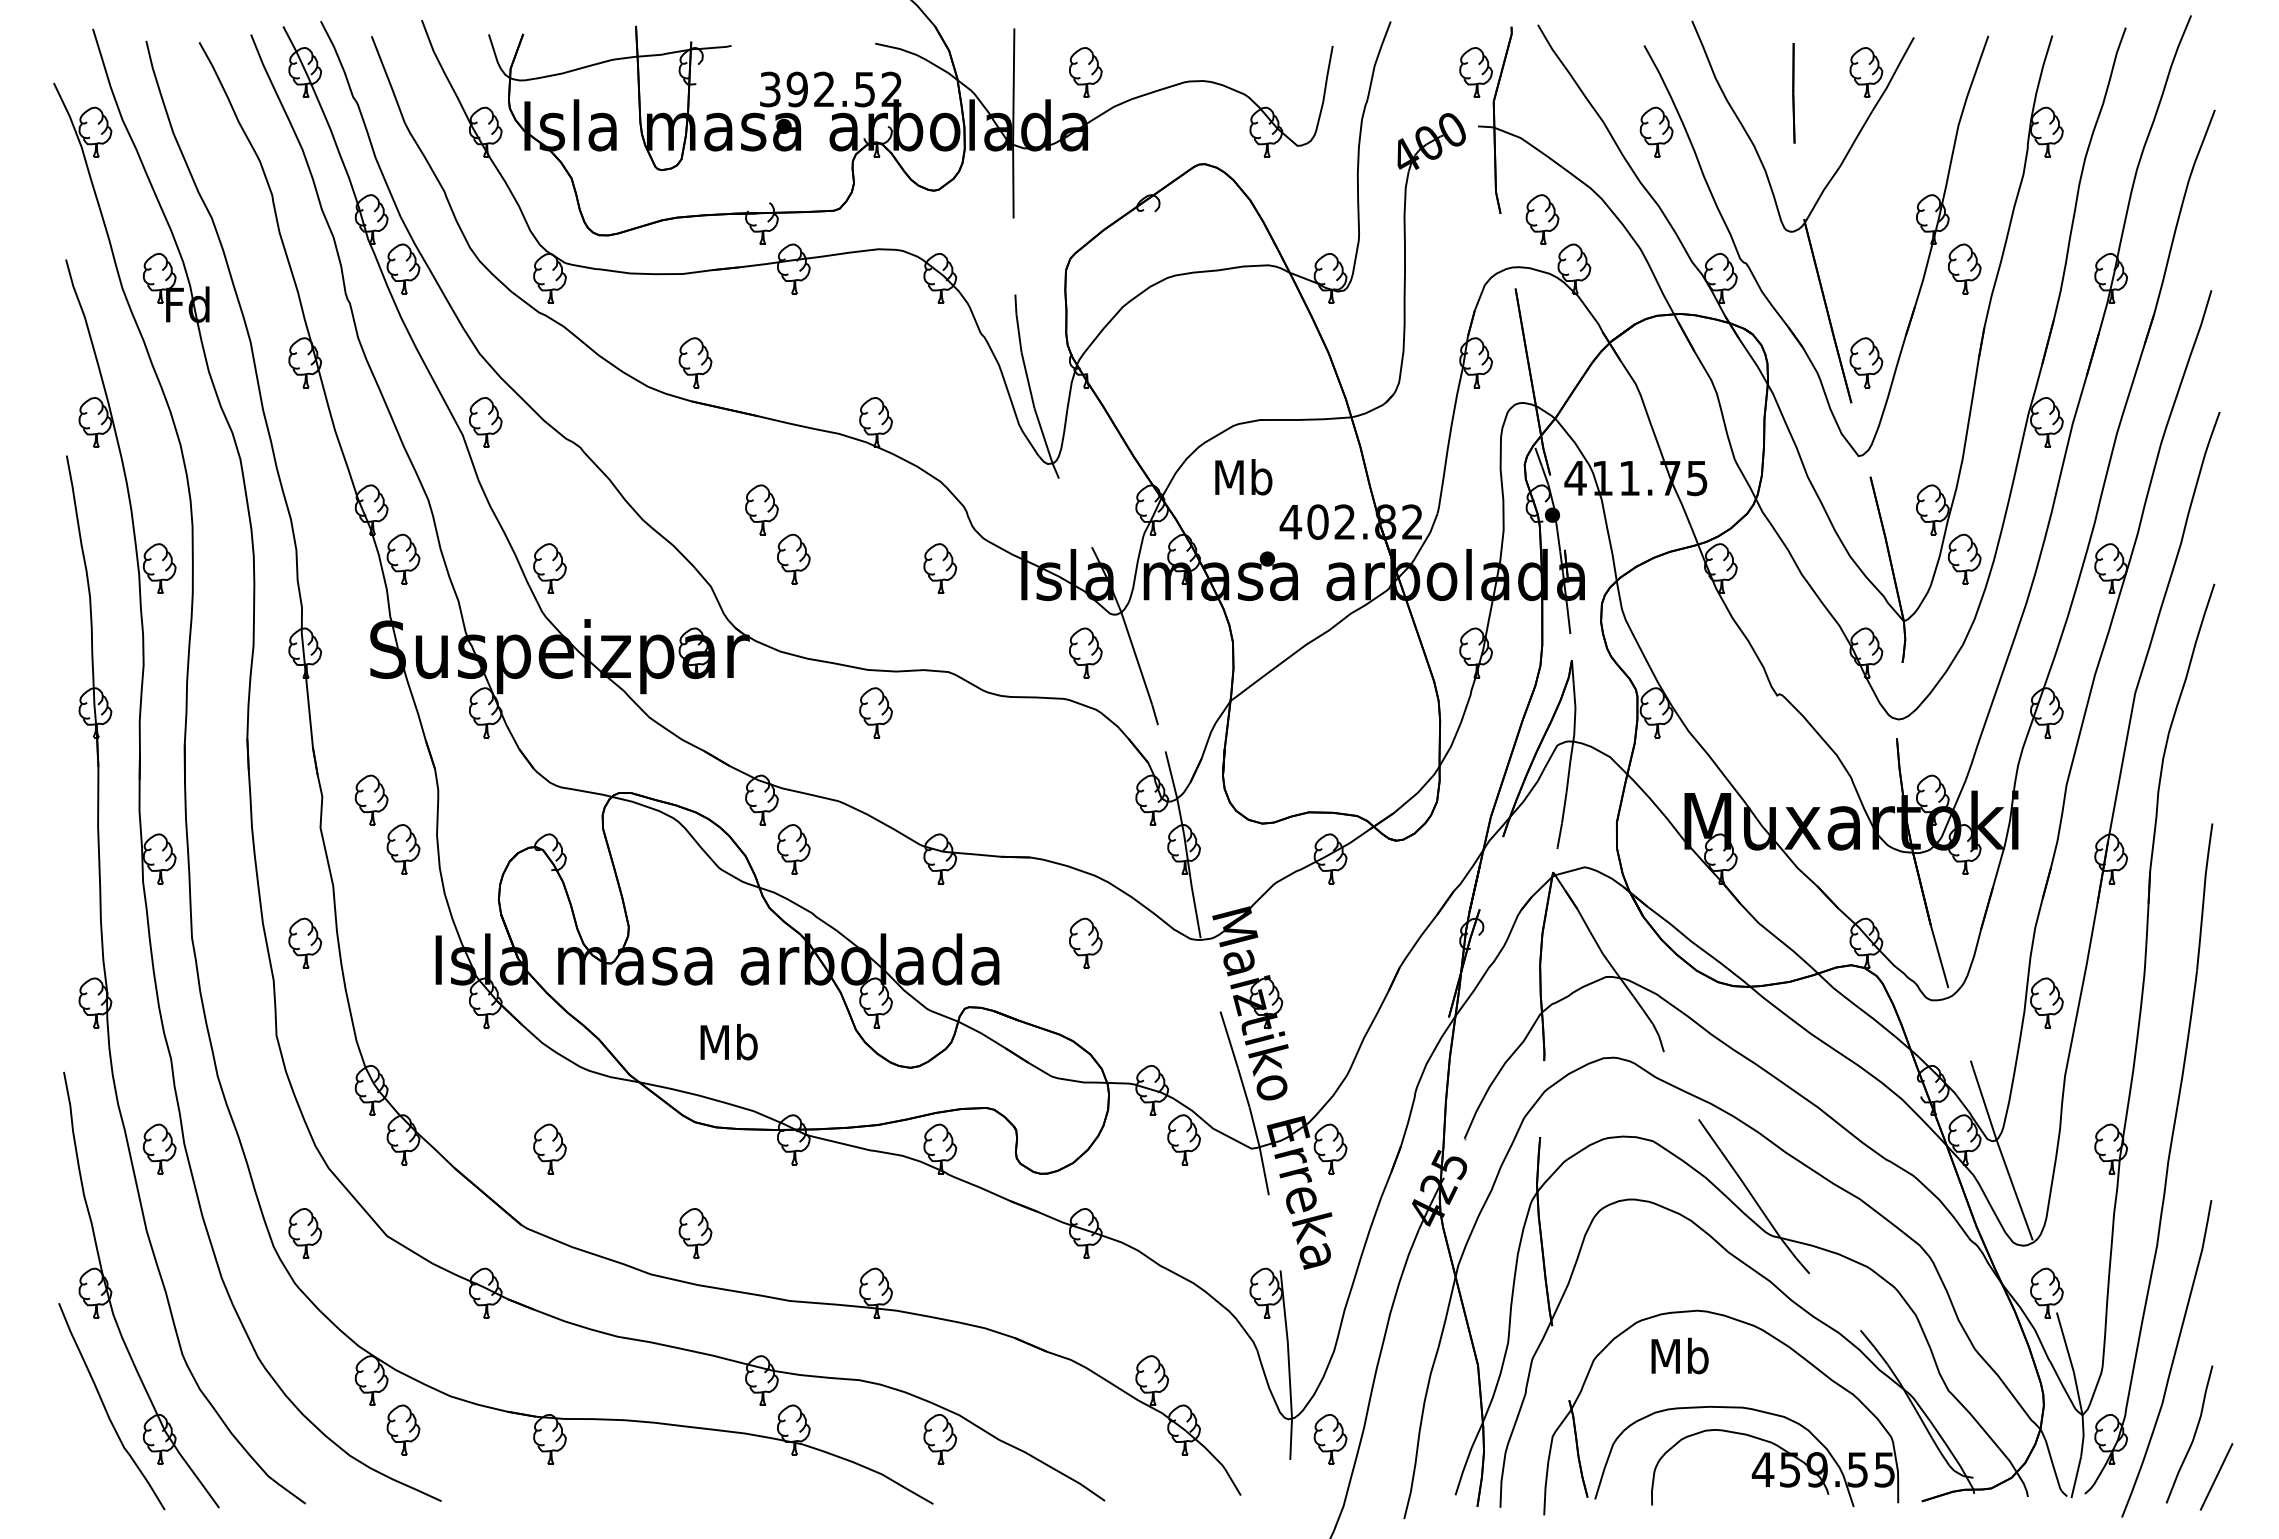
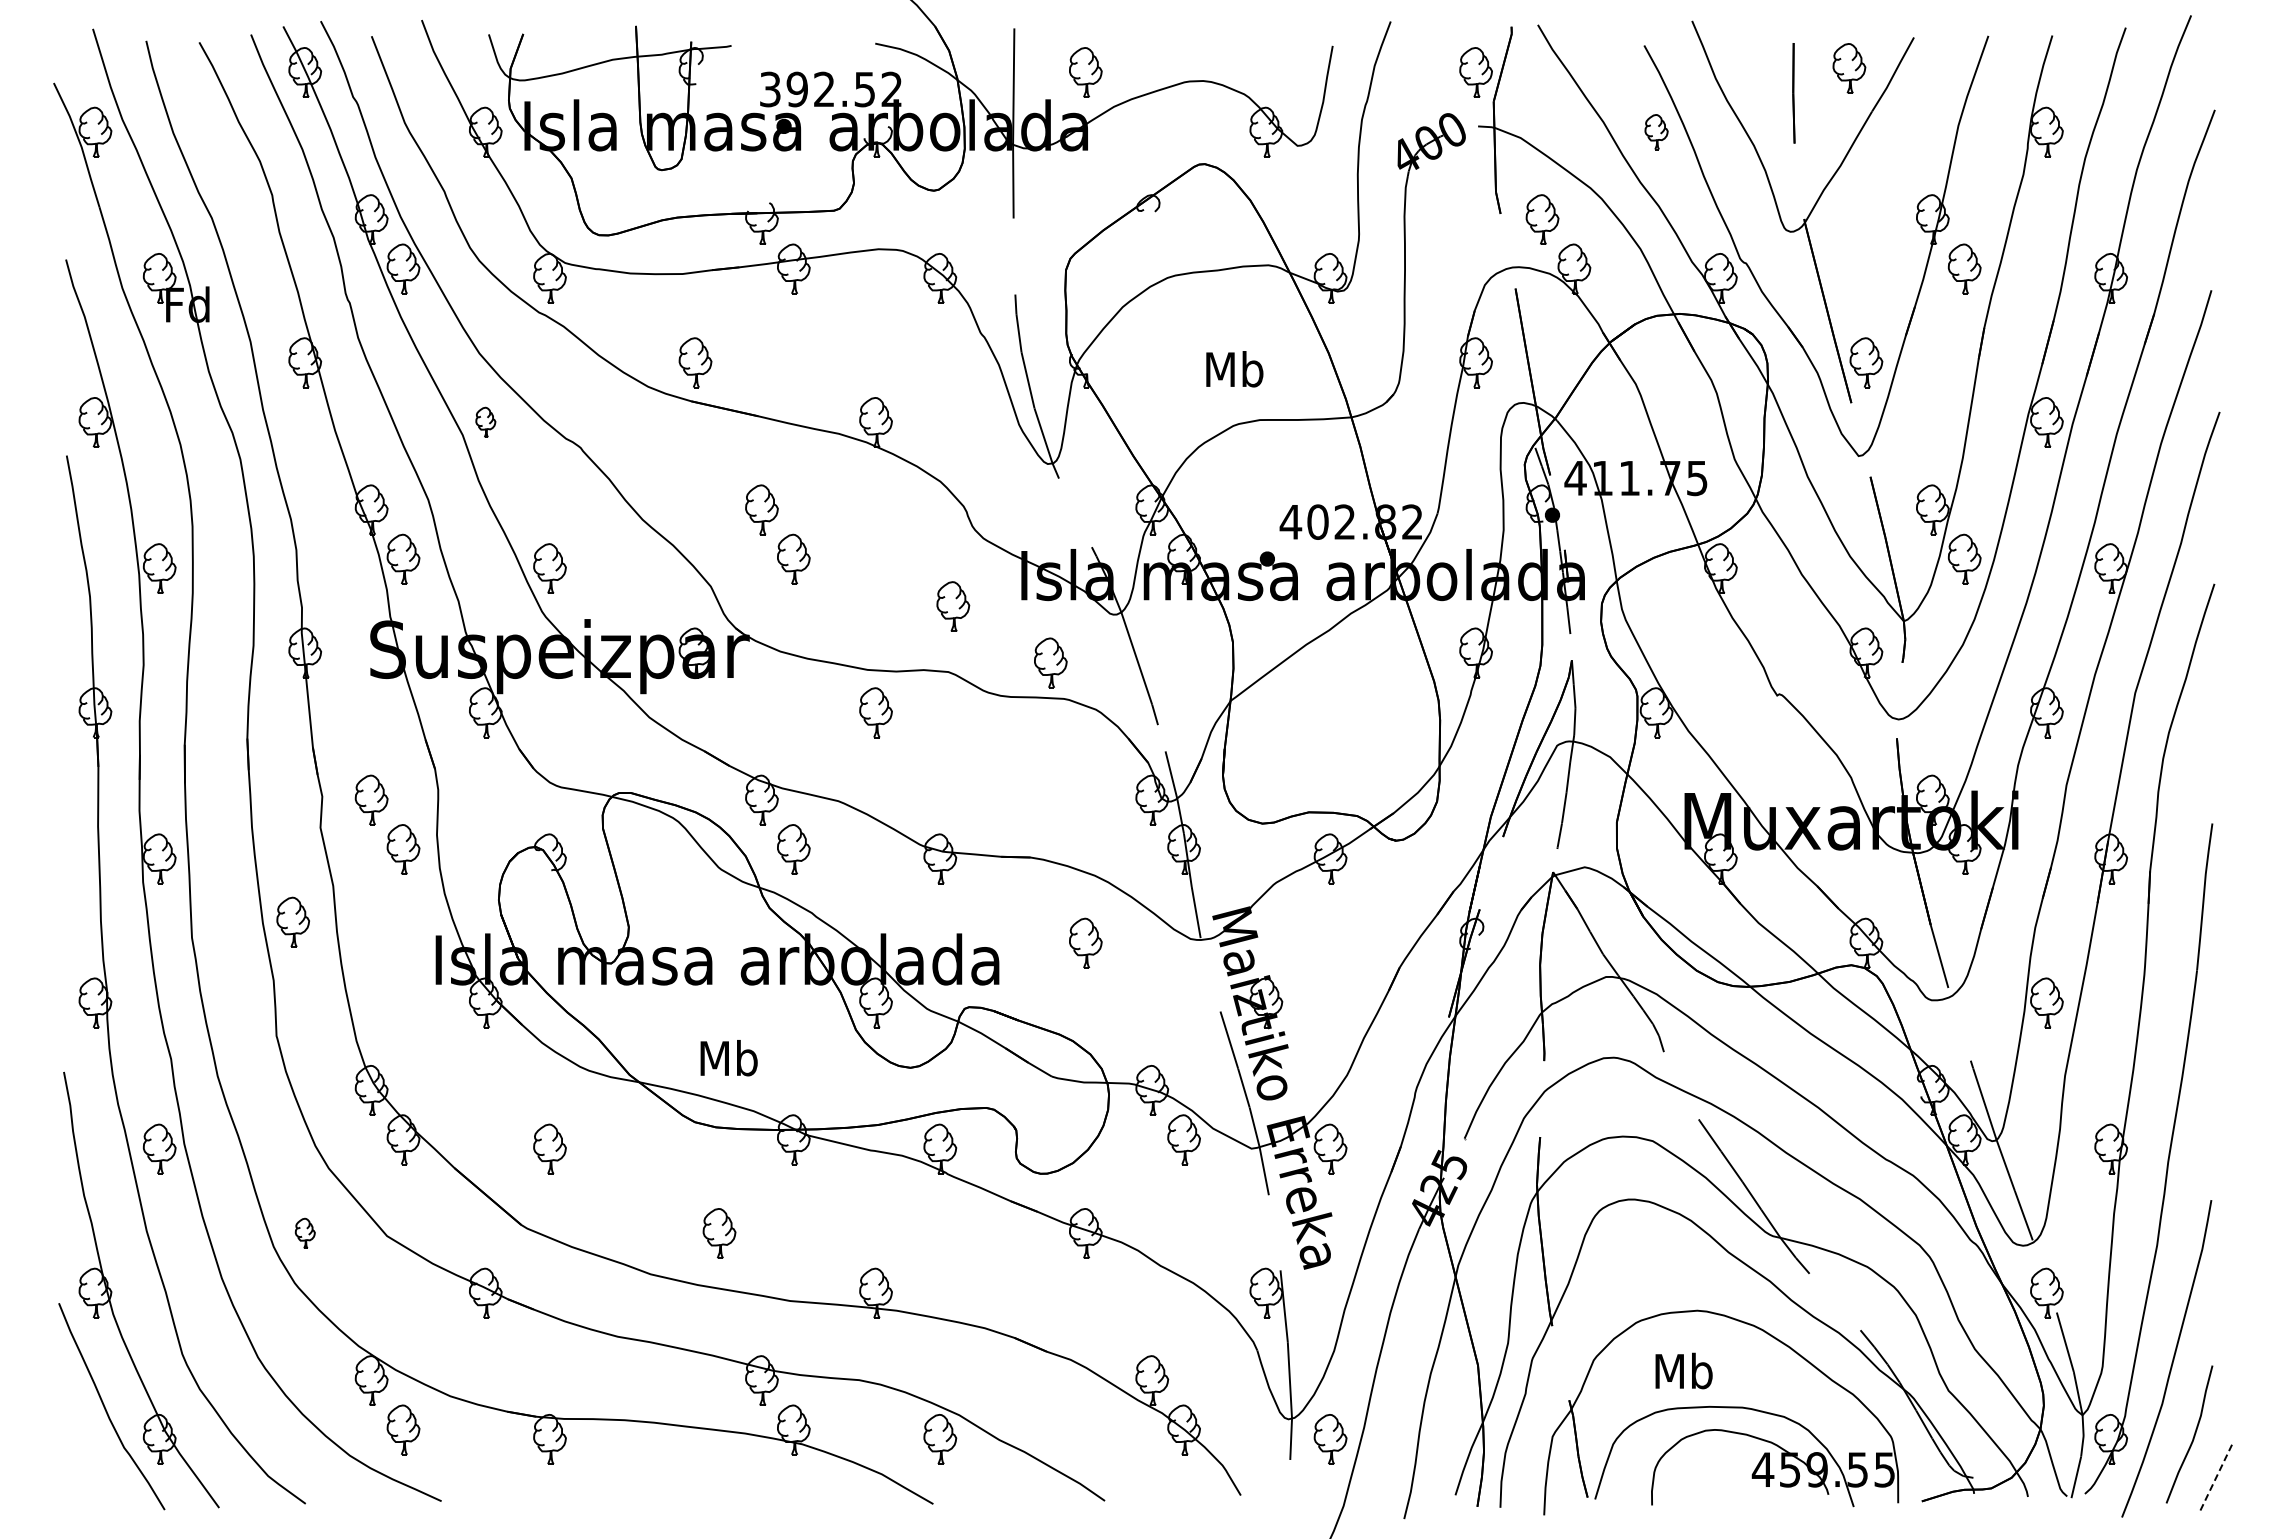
part position: (1866, 72) -> (1849, 68) (1849, 68)
part size: 35x52 px -> 25x37 px (1656, 132)
part size: 34x51 px -> 22x32 px (485, 421)
text position: (1243, 477) -> (1234, 369) (1234, 369)
part position: (940, 568) -> (953, 606) (953, 606)
part position: (1085, 652) -> (1050, 662) (1050, 662)
part position: (304, 942) -> (292, 921) (292, 921)
text position: (728, 1042) -> (728, 1058) (728, 1058)
part size: 35x51 px -> 22x32 px (304, 1232)
part position: (695, 1233) -> (719, 1233) (719, 1233)
text position: (1679, 1355) -> (1683, 1370) (1683, 1370)
line: solid -> dashed (2216, 1476)
